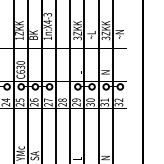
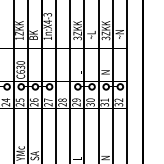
line: none -> present (126, 81)
